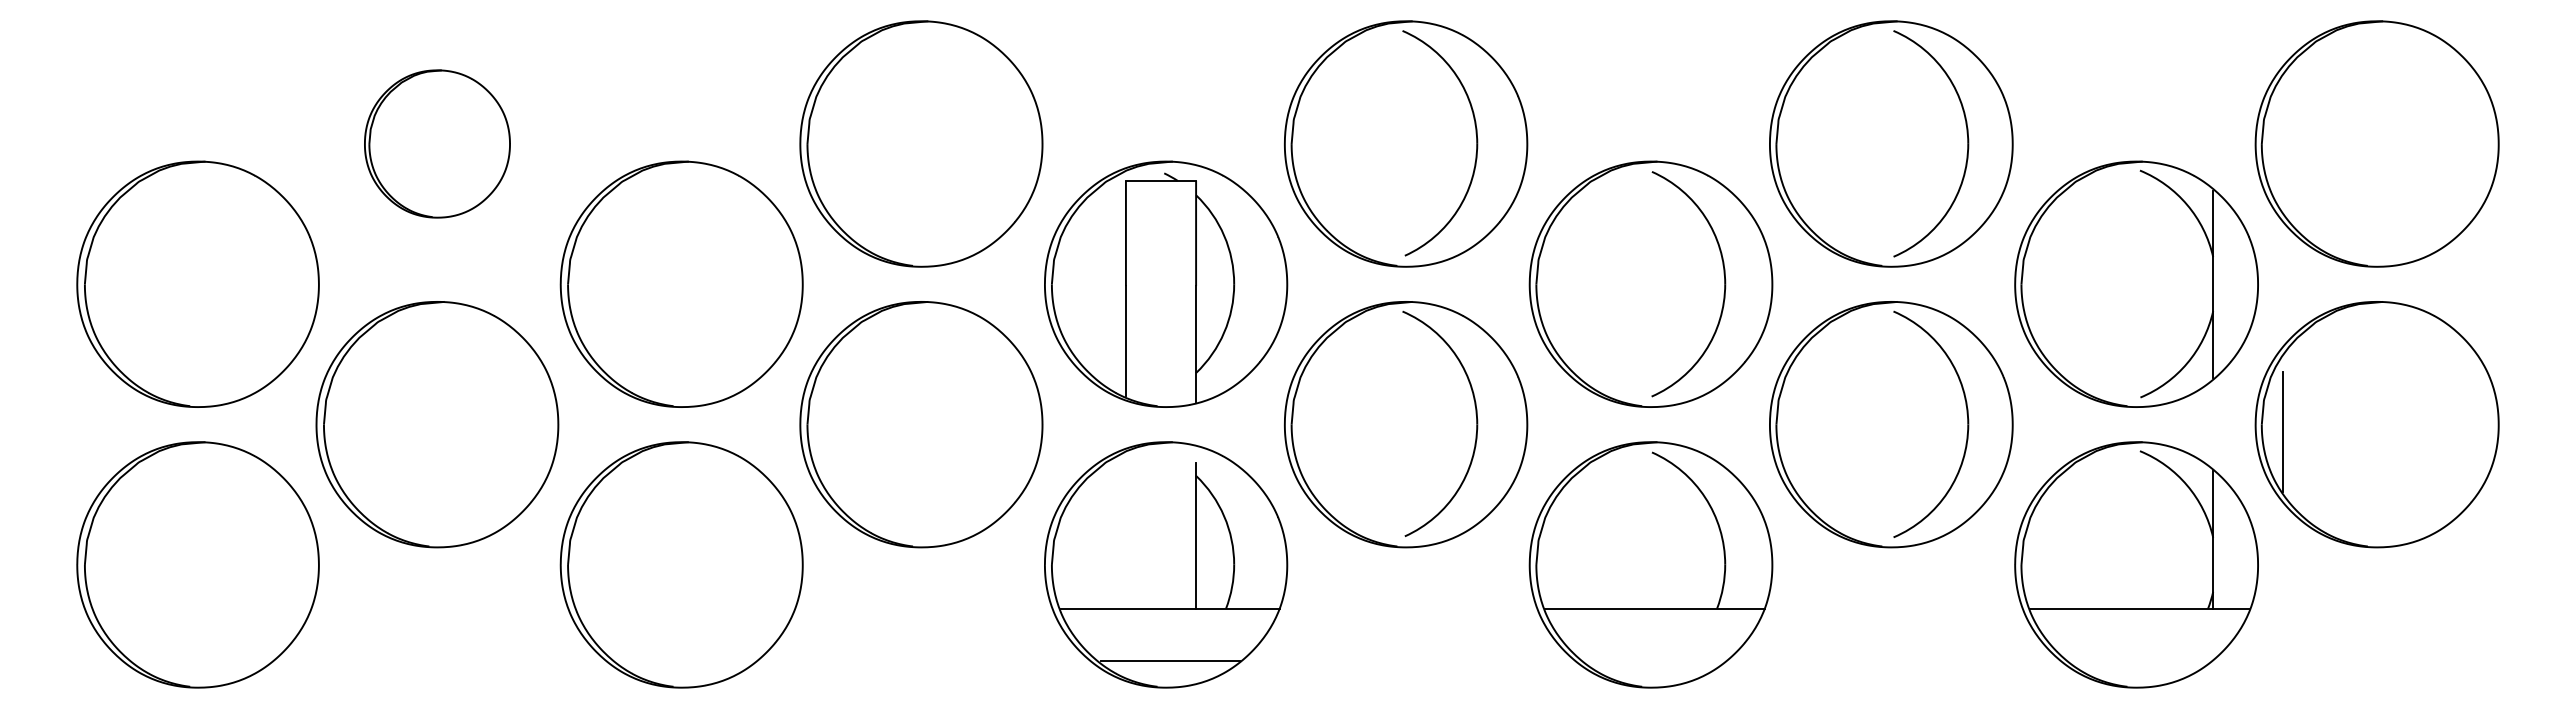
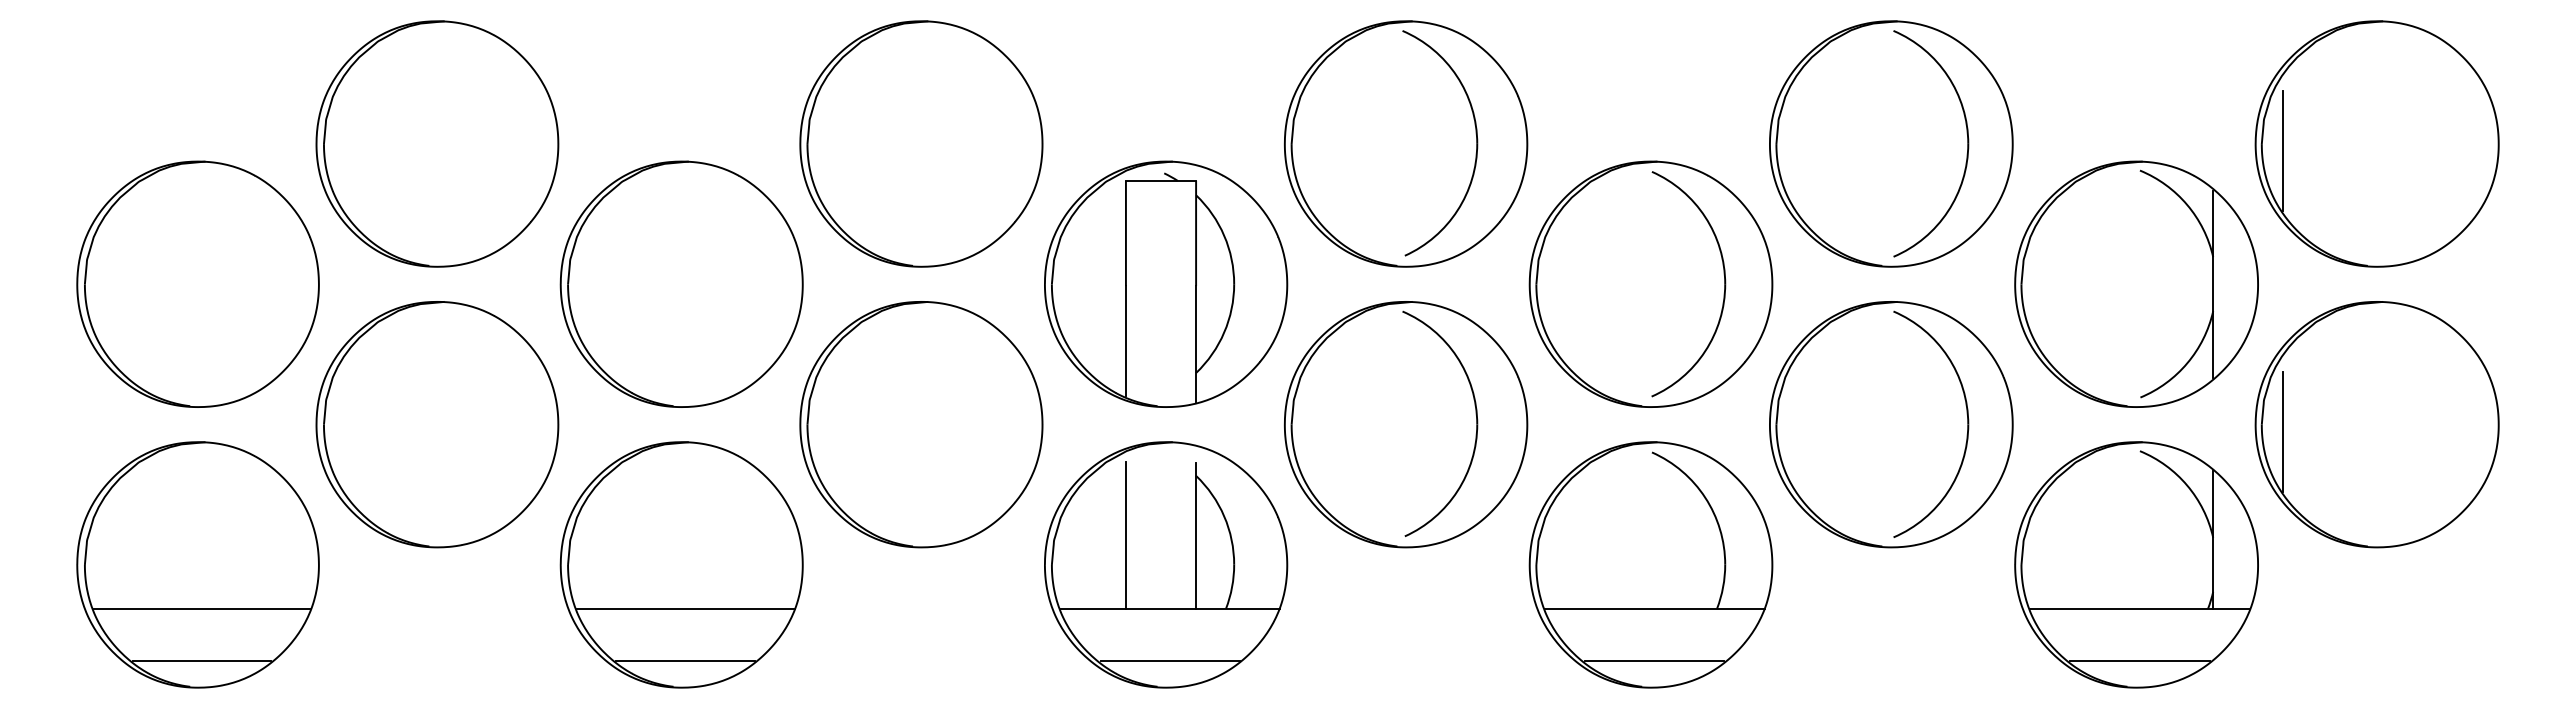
part size: 147x150 px -> 245x248 px (437, 143)
line: none -> present (2283, 150)
line: none -> present (1125, 534)
line: none -> present (202, 608)
line: none -> present (685, 608)
line: none -> present (202, 661)
line: none -> present (685, 661)
line: none -> present (1654, 661)
line: none -> present (2140, 661)
